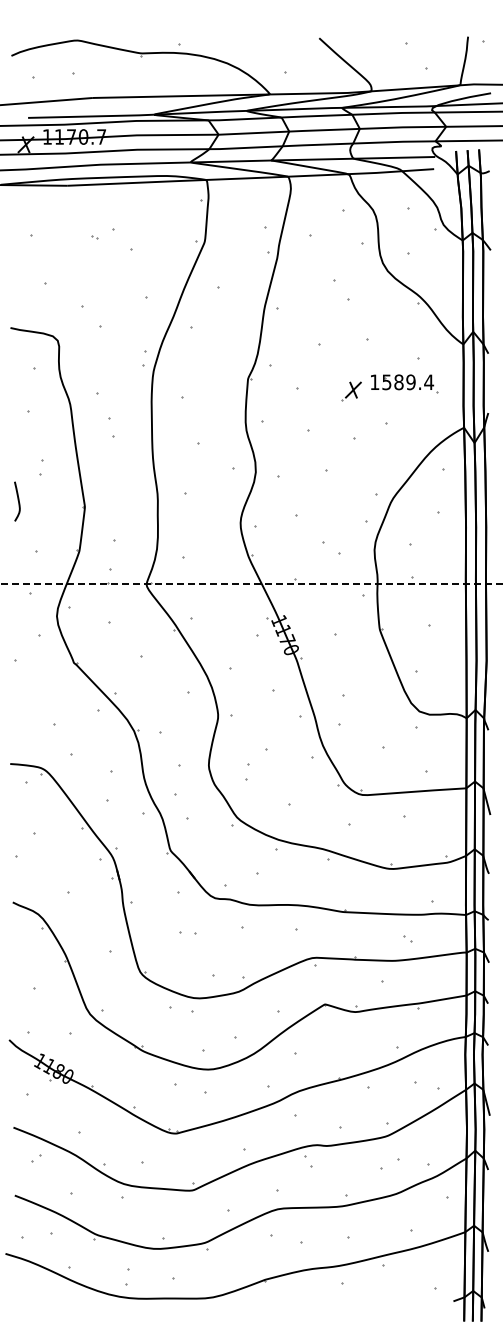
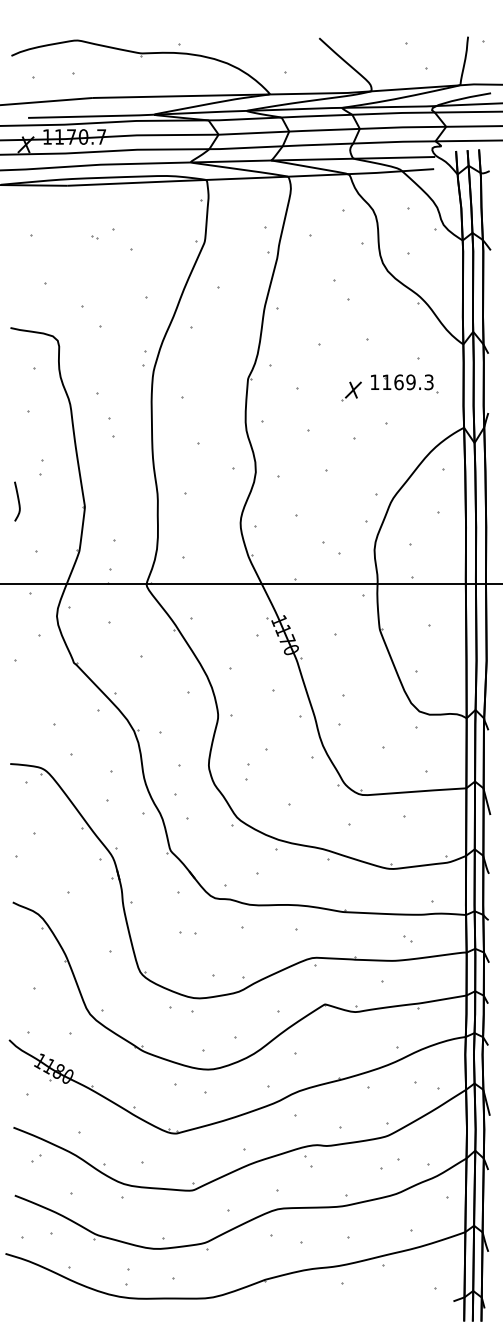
text: 1589.4 -> 1169.3 (408, 382)
line: dashed -> solid (251, 584)
